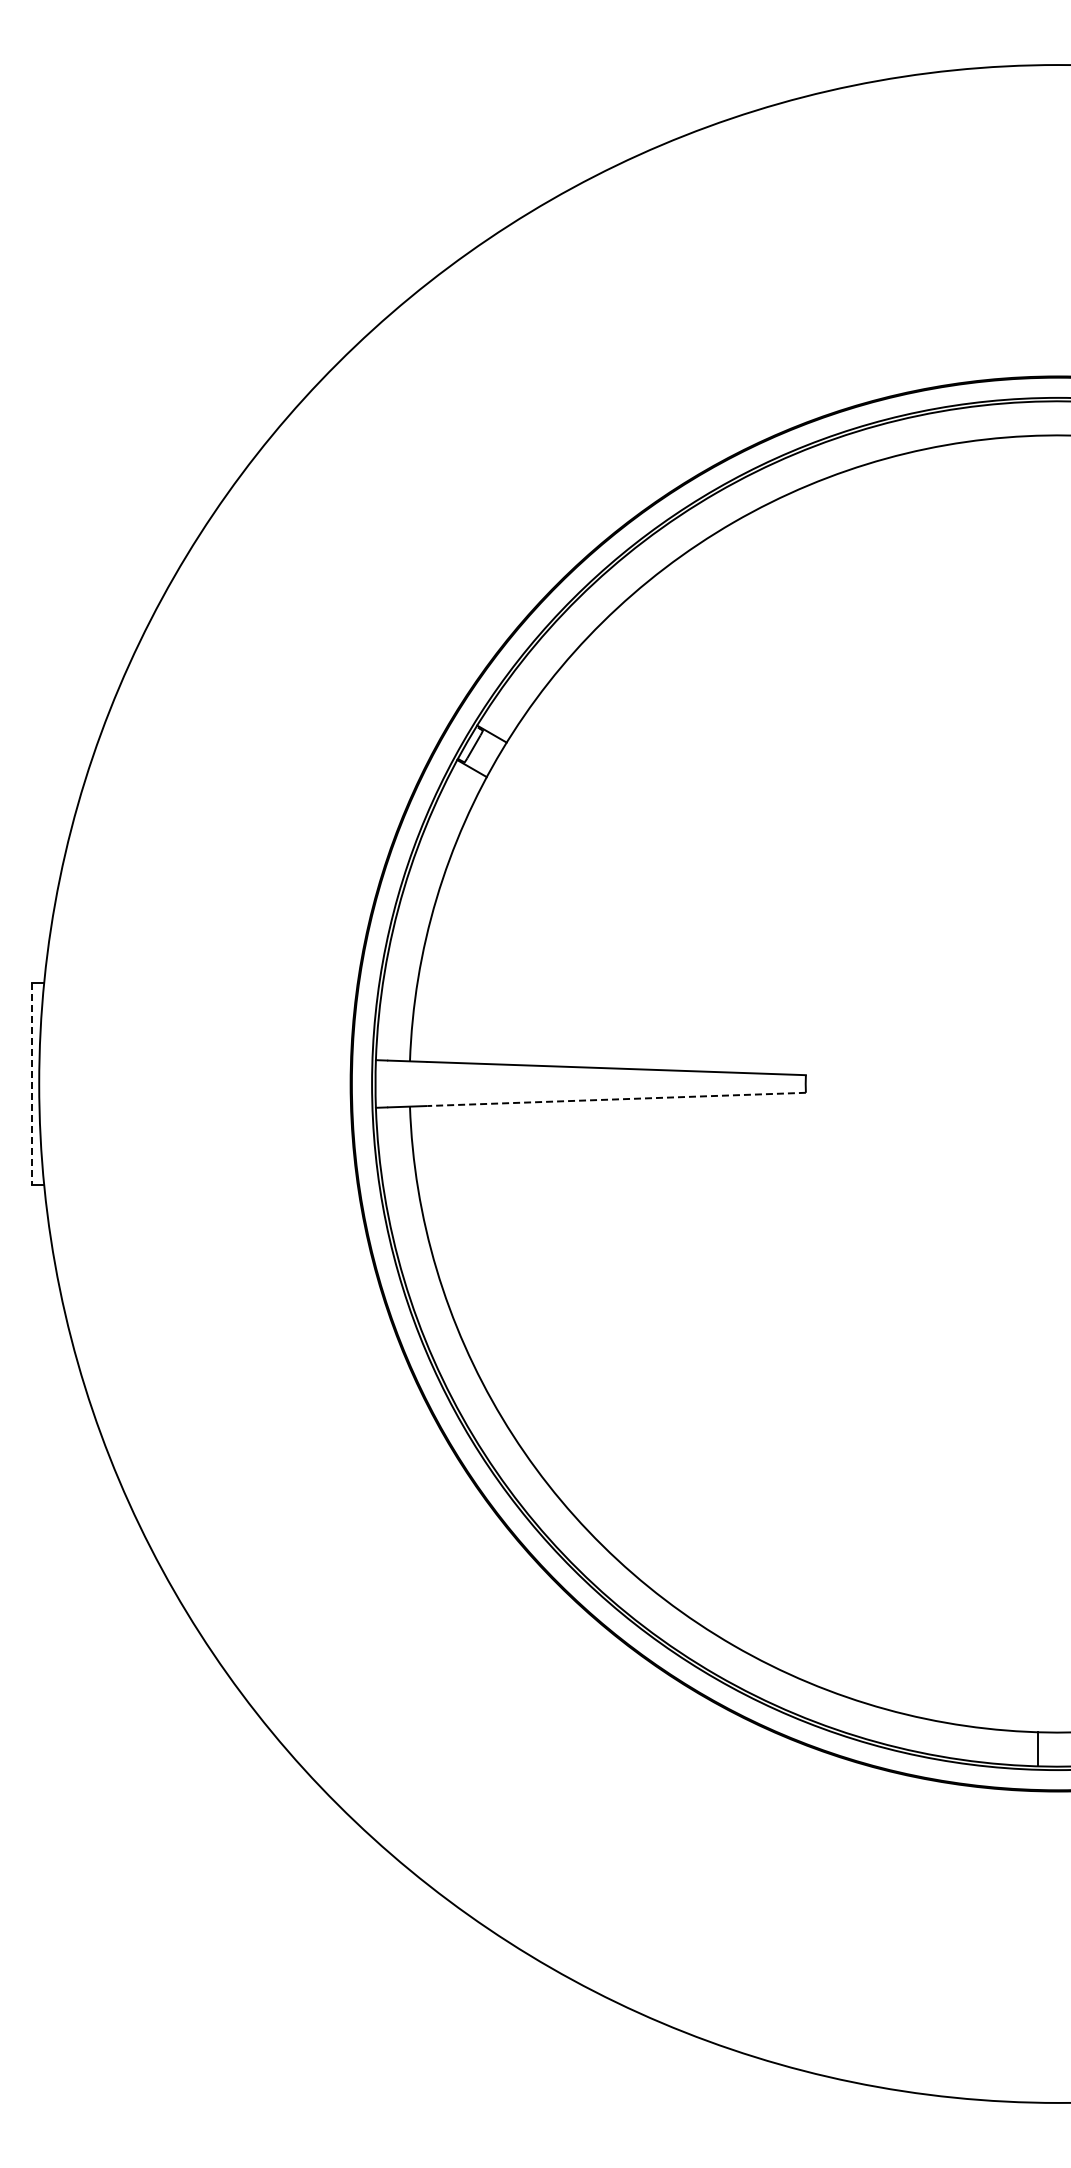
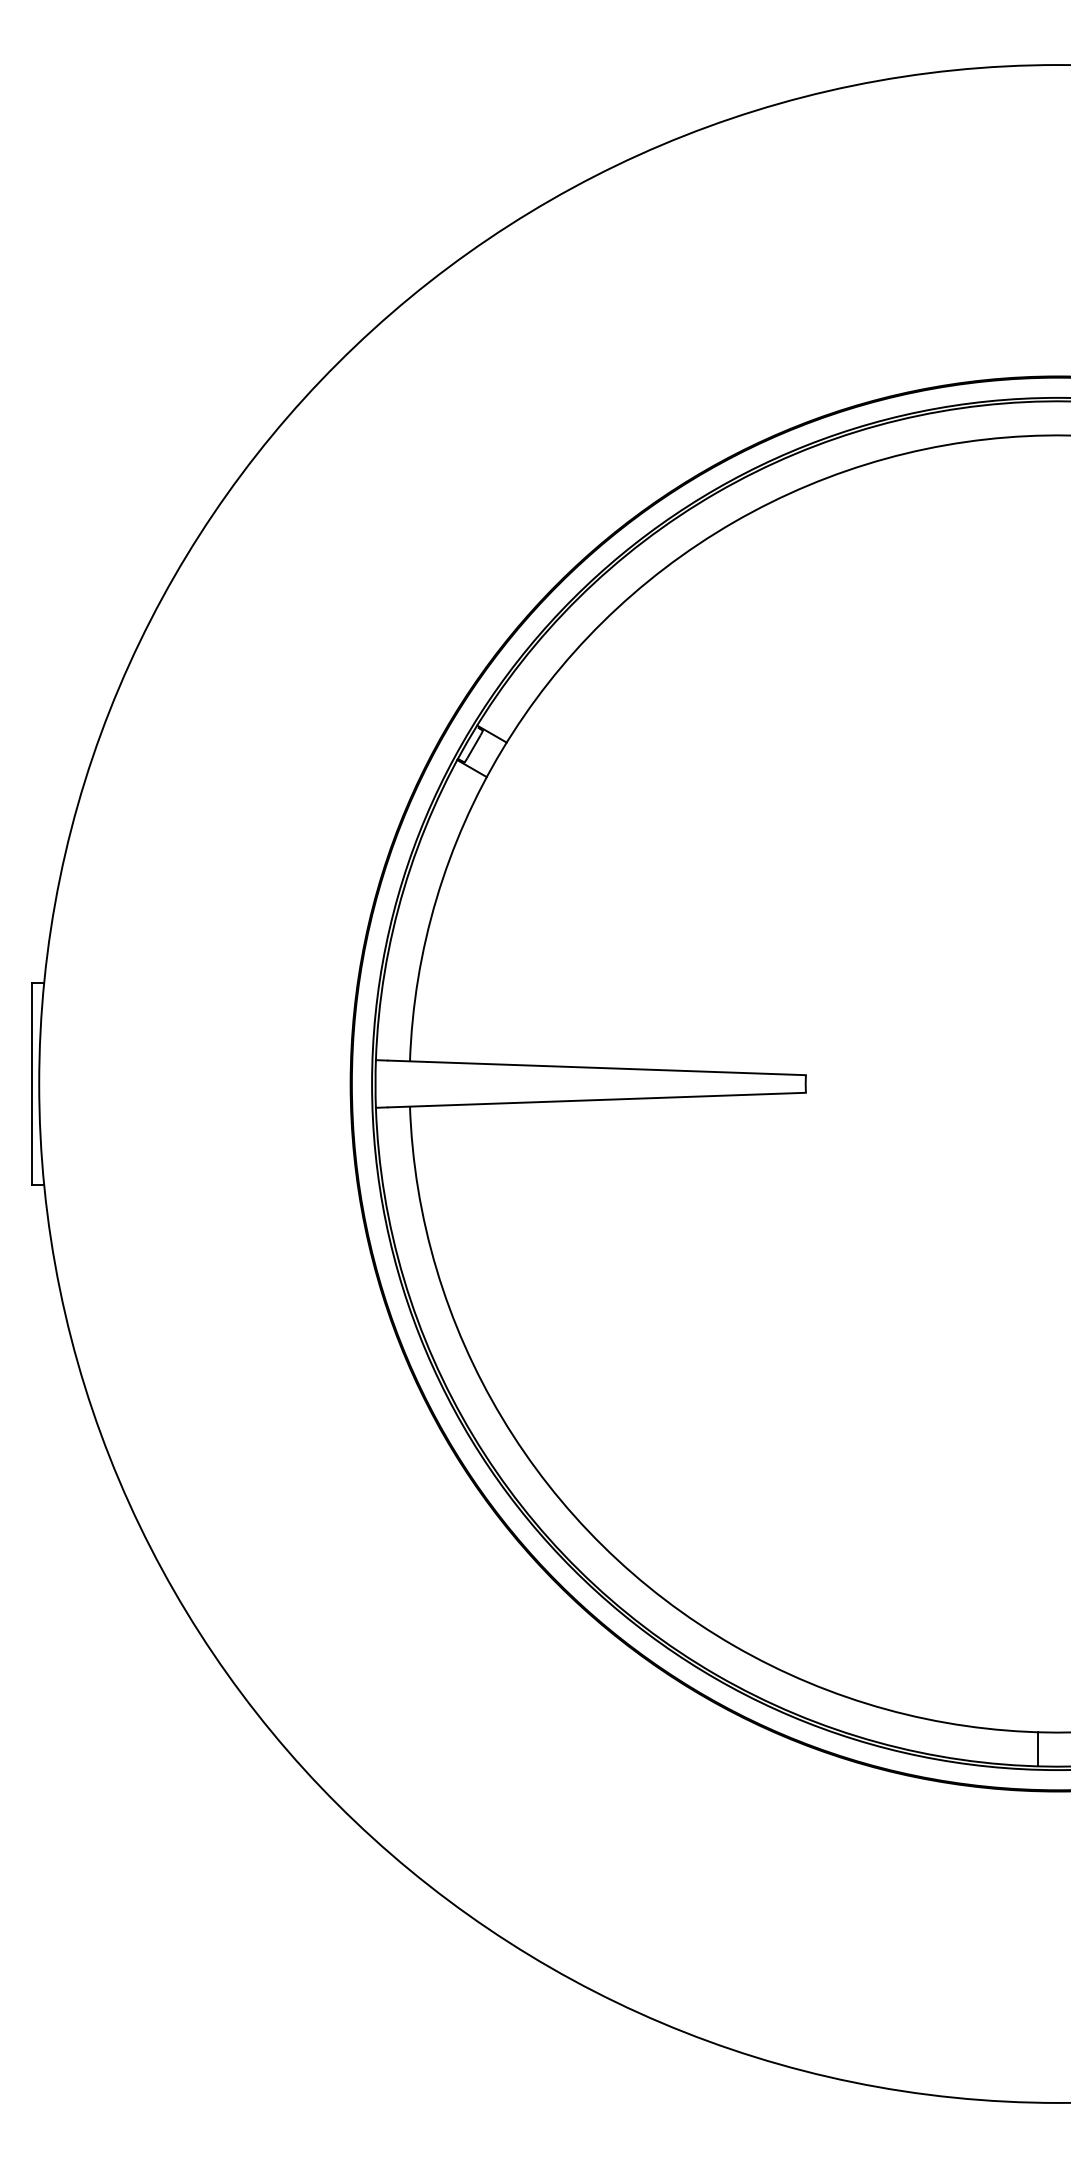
line: dashed -> solid (32, 1084)
line: dashed -> solid (616, 1099)
